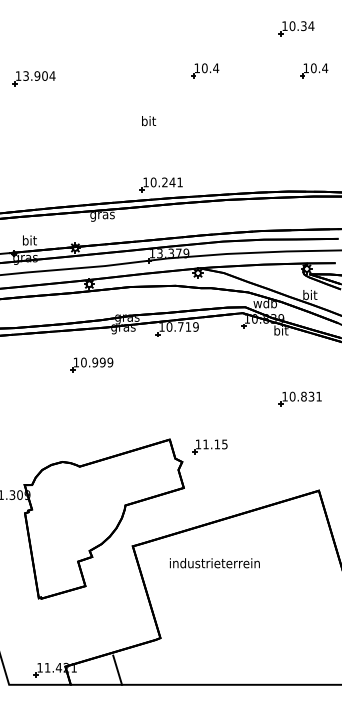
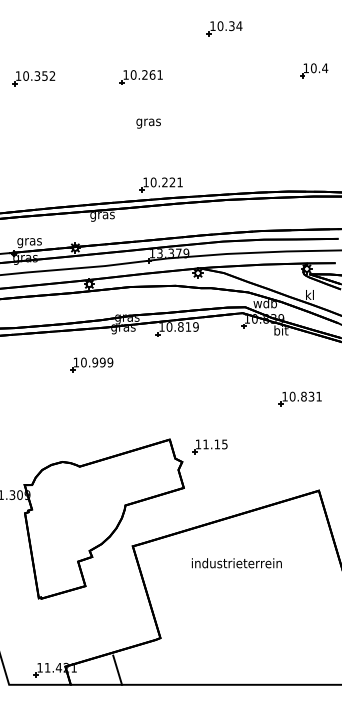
part position: (296, 28) -> (224, 28) (224, 28)
part: present -> none (205, 70)
text: 13.904 -> 10.352 (39, 75)
part: none -> present (140, 77)
text: bit -> gras (148, 122)
text: 10.241 -> 10.221 (172, 182)
text: bit -> gras (29, 241)
text: bit -> kl (310, 295)
text: 10.719 -> 10.819 (180, 326)
text position: (214, 563) -> (236, 563) (236, 563)
